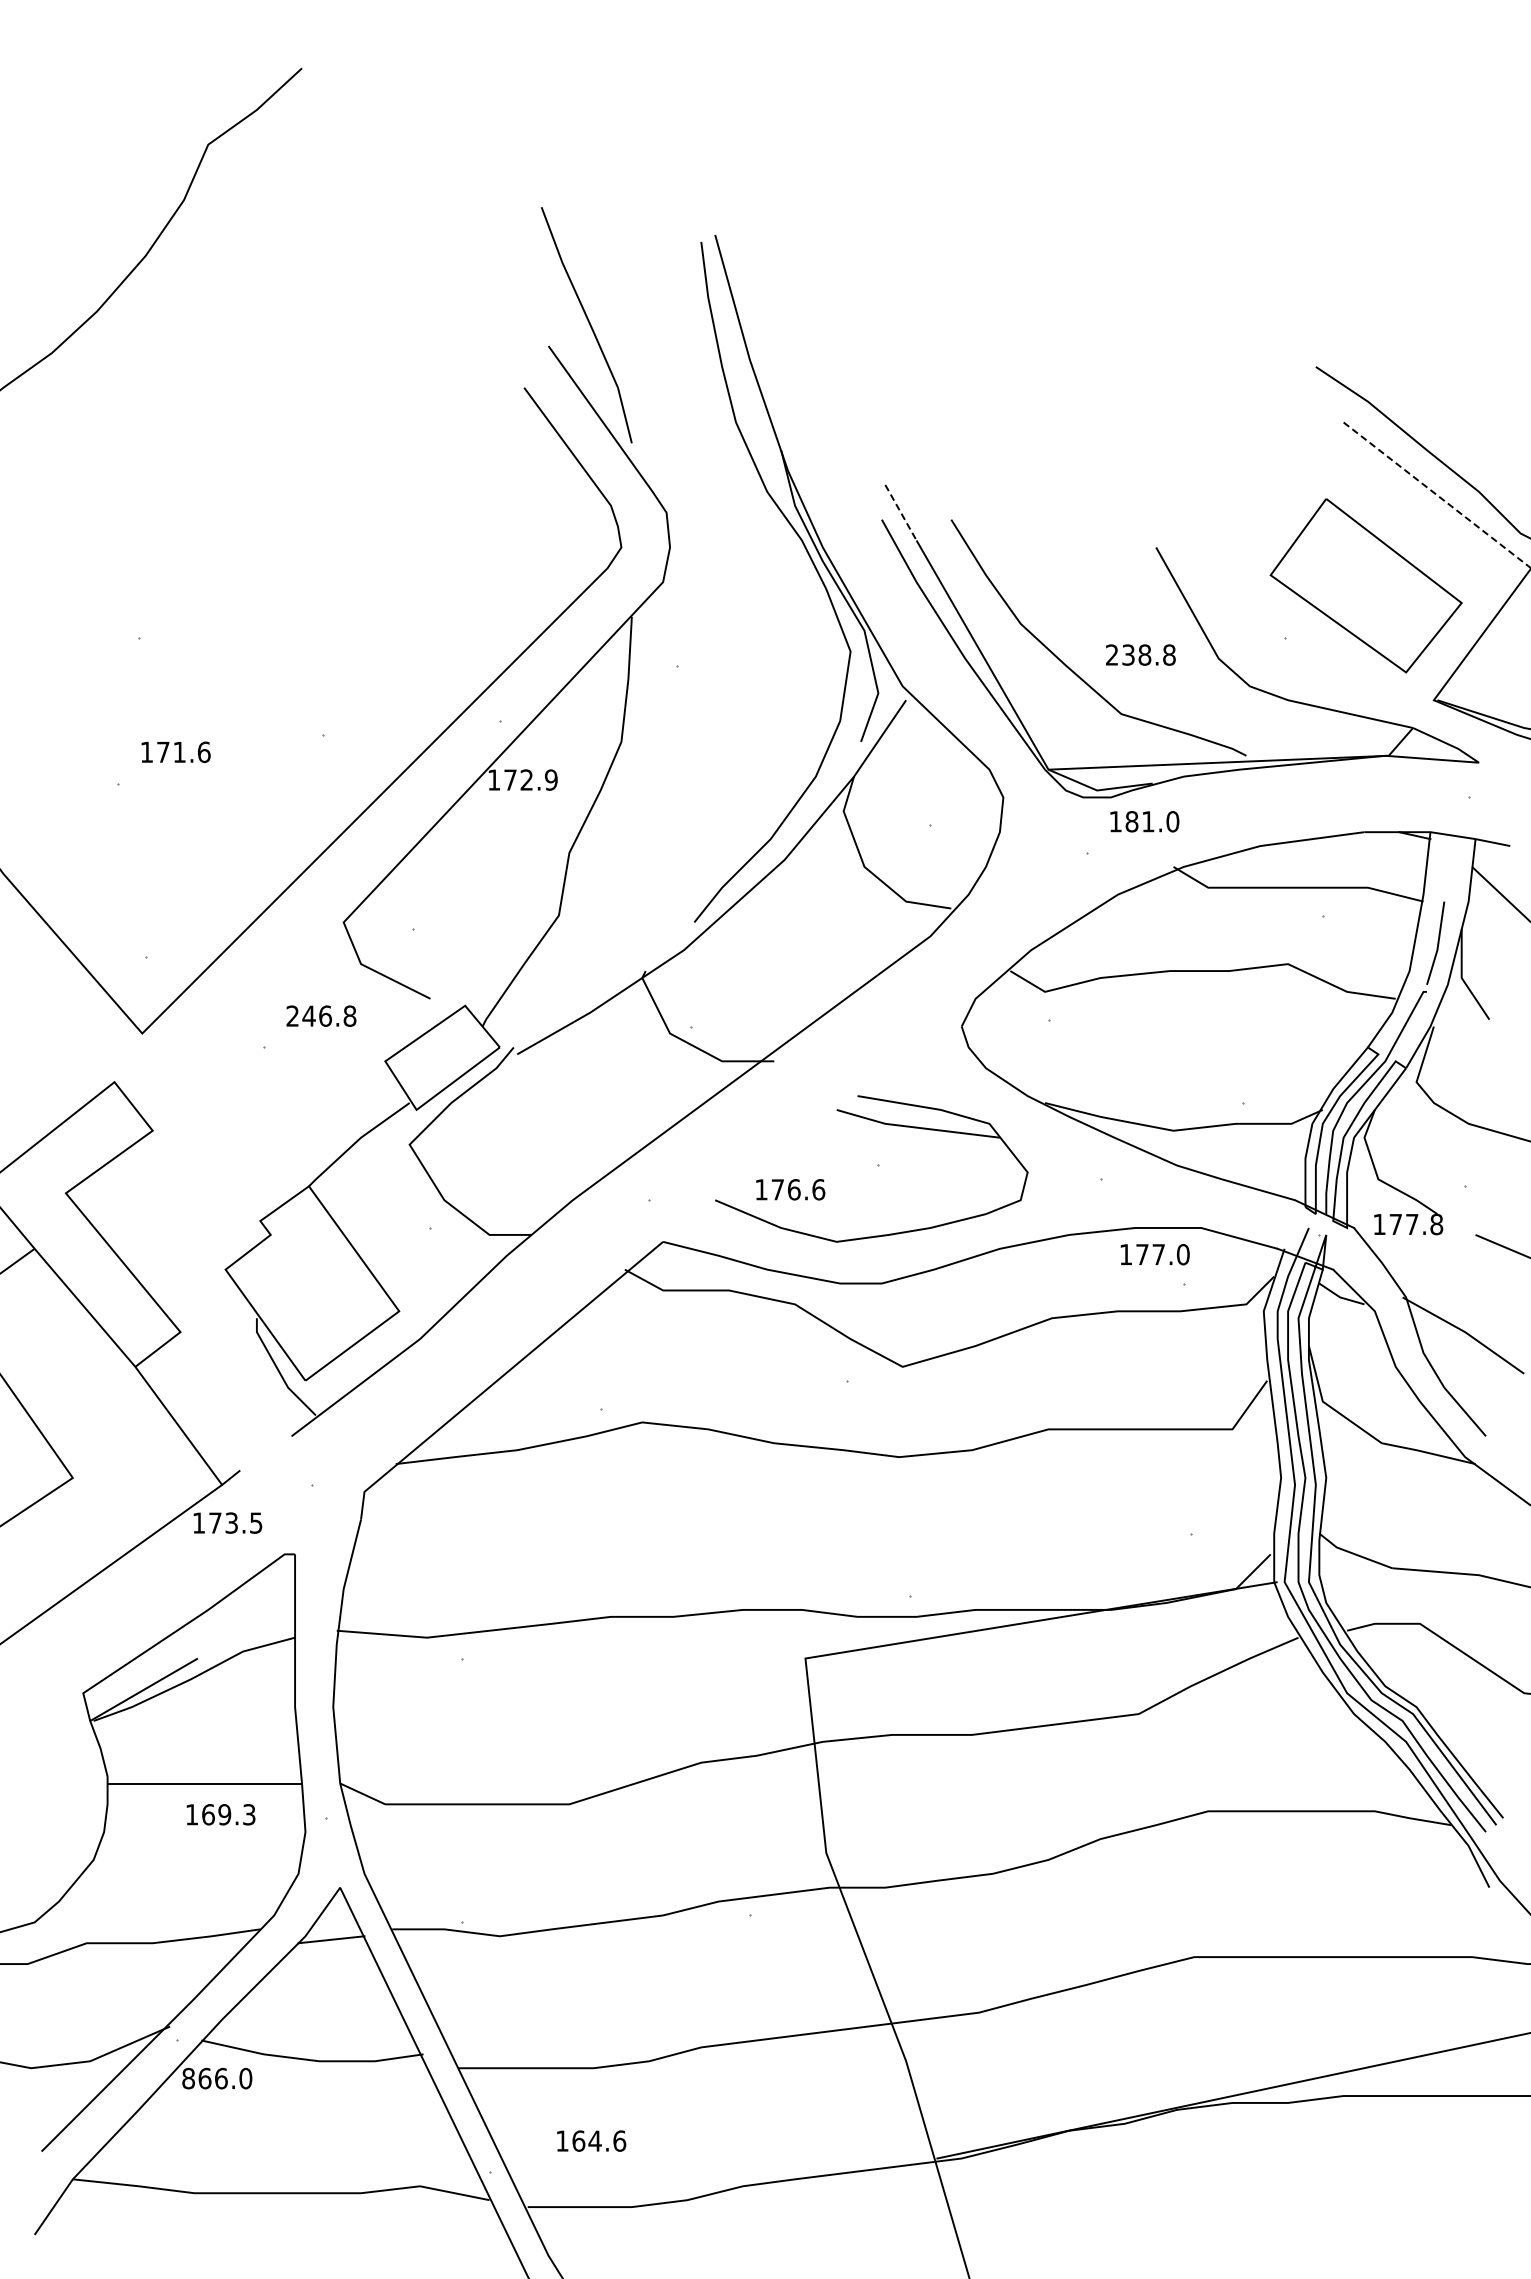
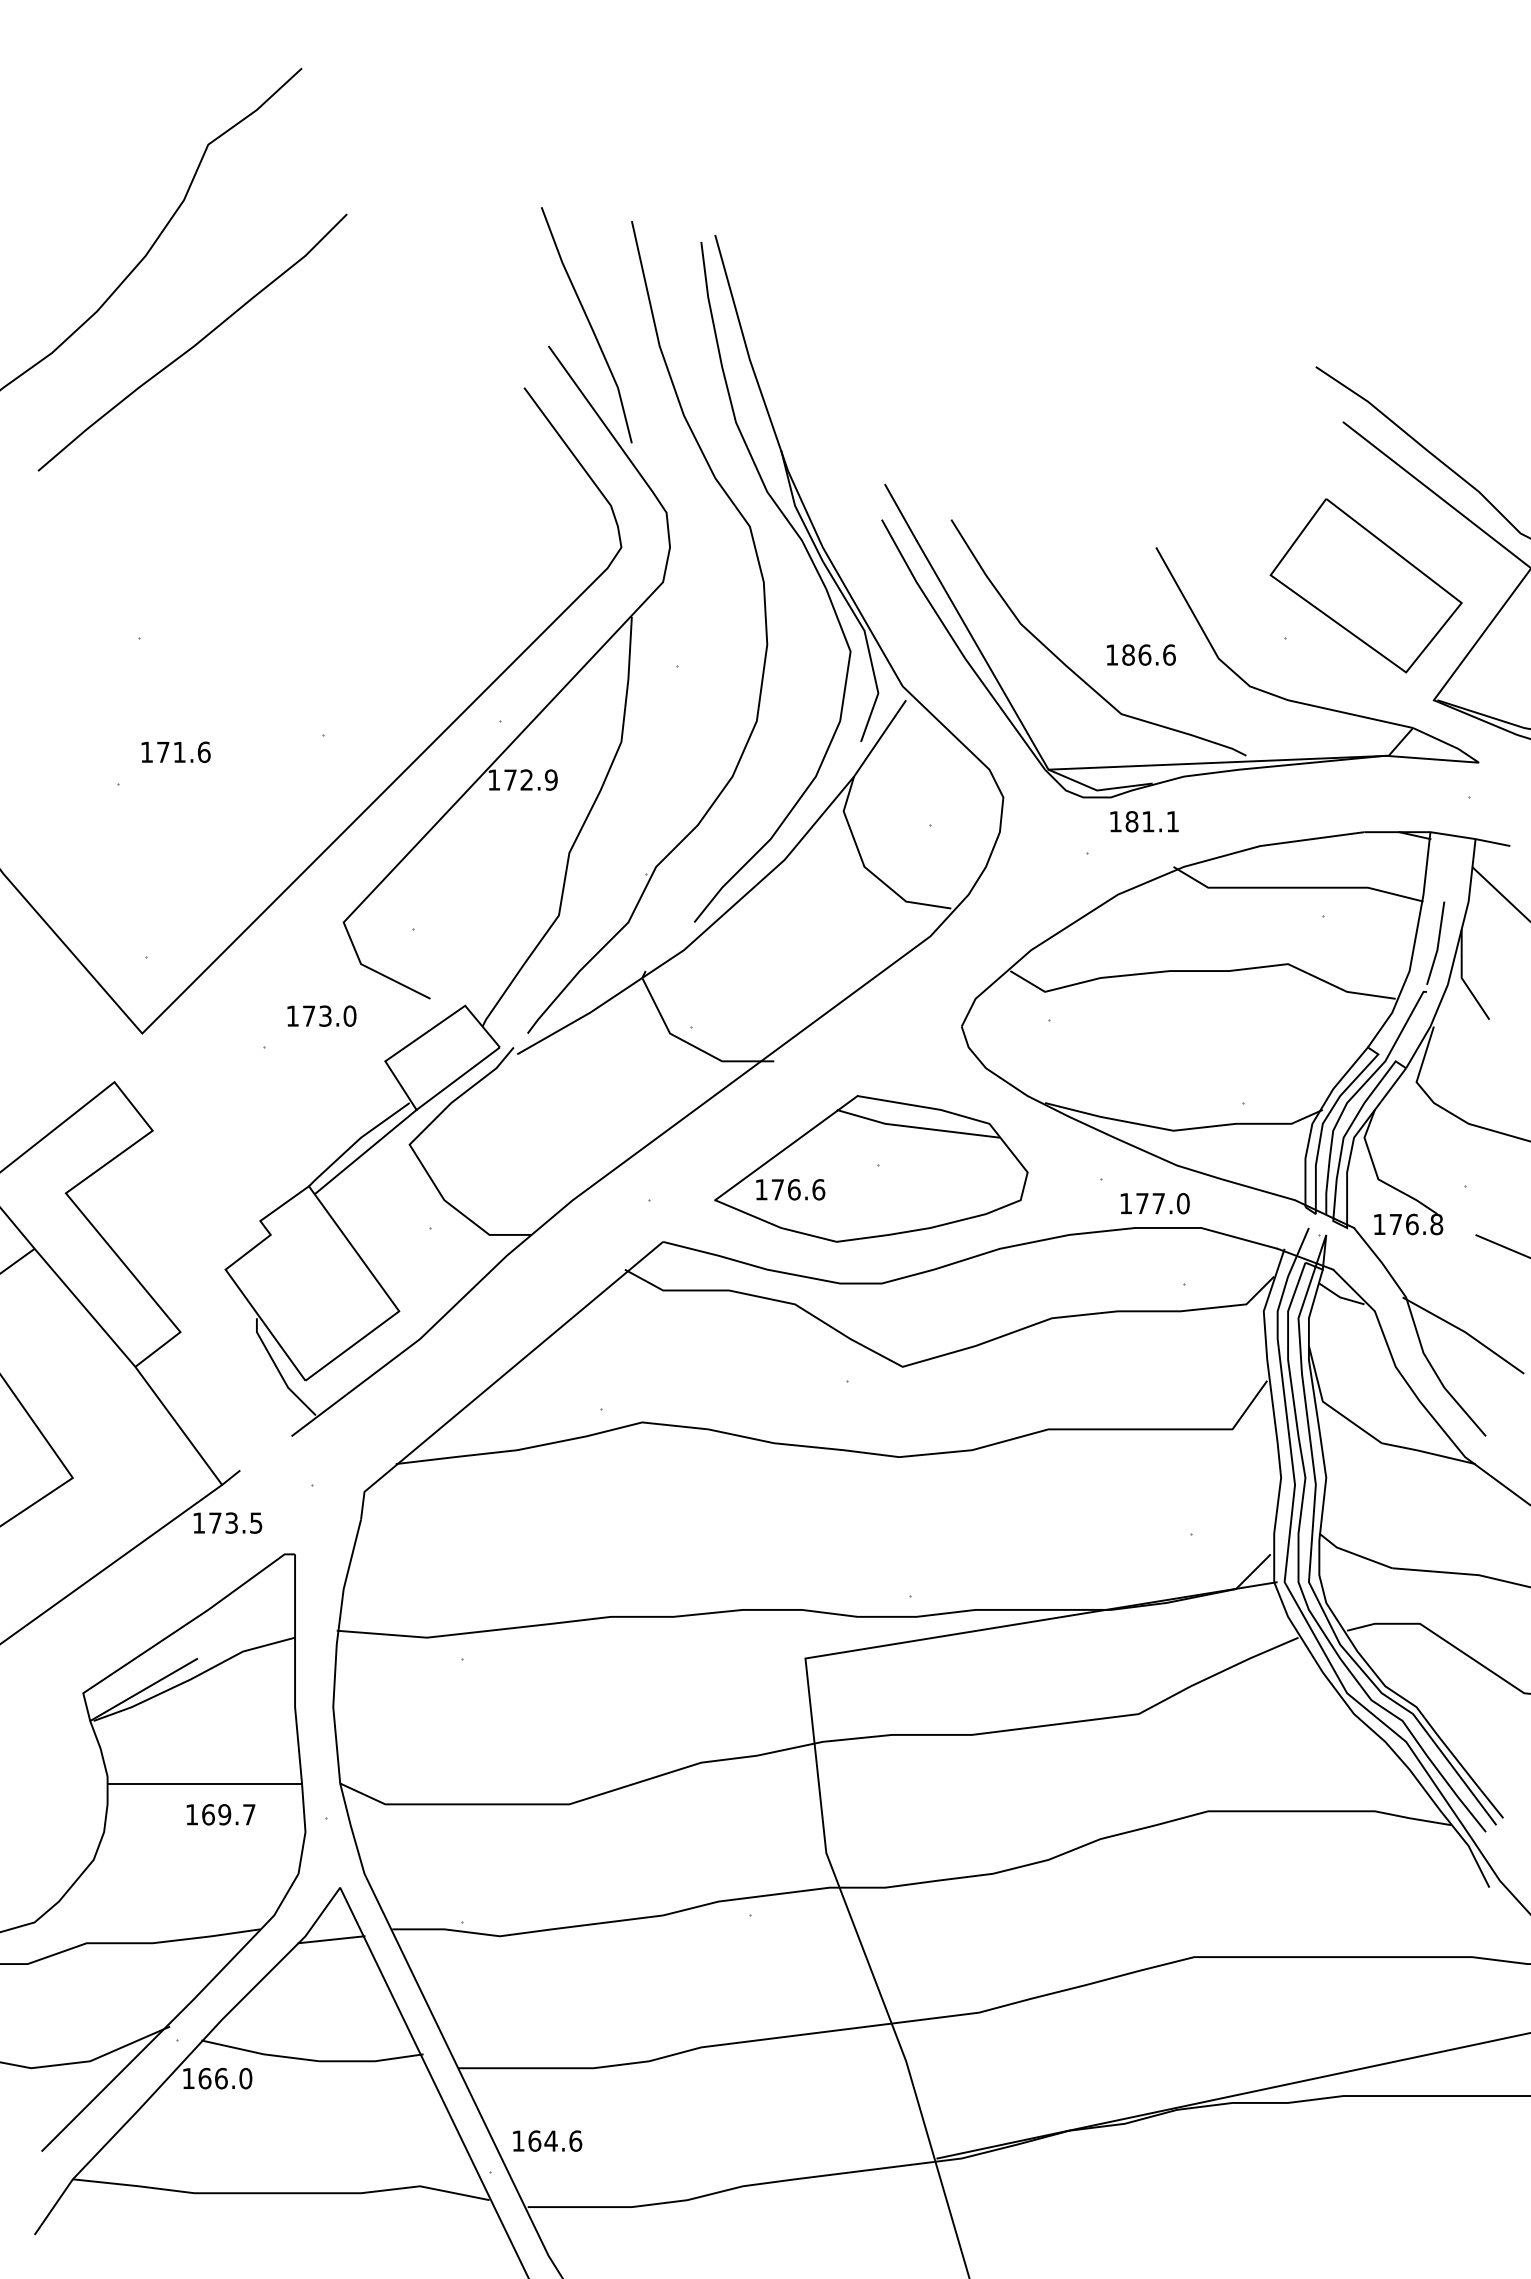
curve: none -> present (194, 344)
line: dashed -> solid (1437, 495)
line: dashed -> solid (900, 512)
part: none -> present (764, 618)
text: 238.8 -> 186.6 (1140, 654)
text: 181.0 -> 181.1 (1172, 821)
text: 246.8 -> 173.0 (321, 1015)
line: none -> present (786, 1148)
line: none -> present (365, 1151)
text: 177.8 -> 176.8 (1412, 1224)
text position: (1154, 1254) -> (1154, 1203) (1154, 1203)
text: 169.3 -> 169.7 (249, 1814)
text: 866.0 -> 166.0 (188, 2078)
text position: (591, 2140) -> (547, 2140) (547, 2140)
